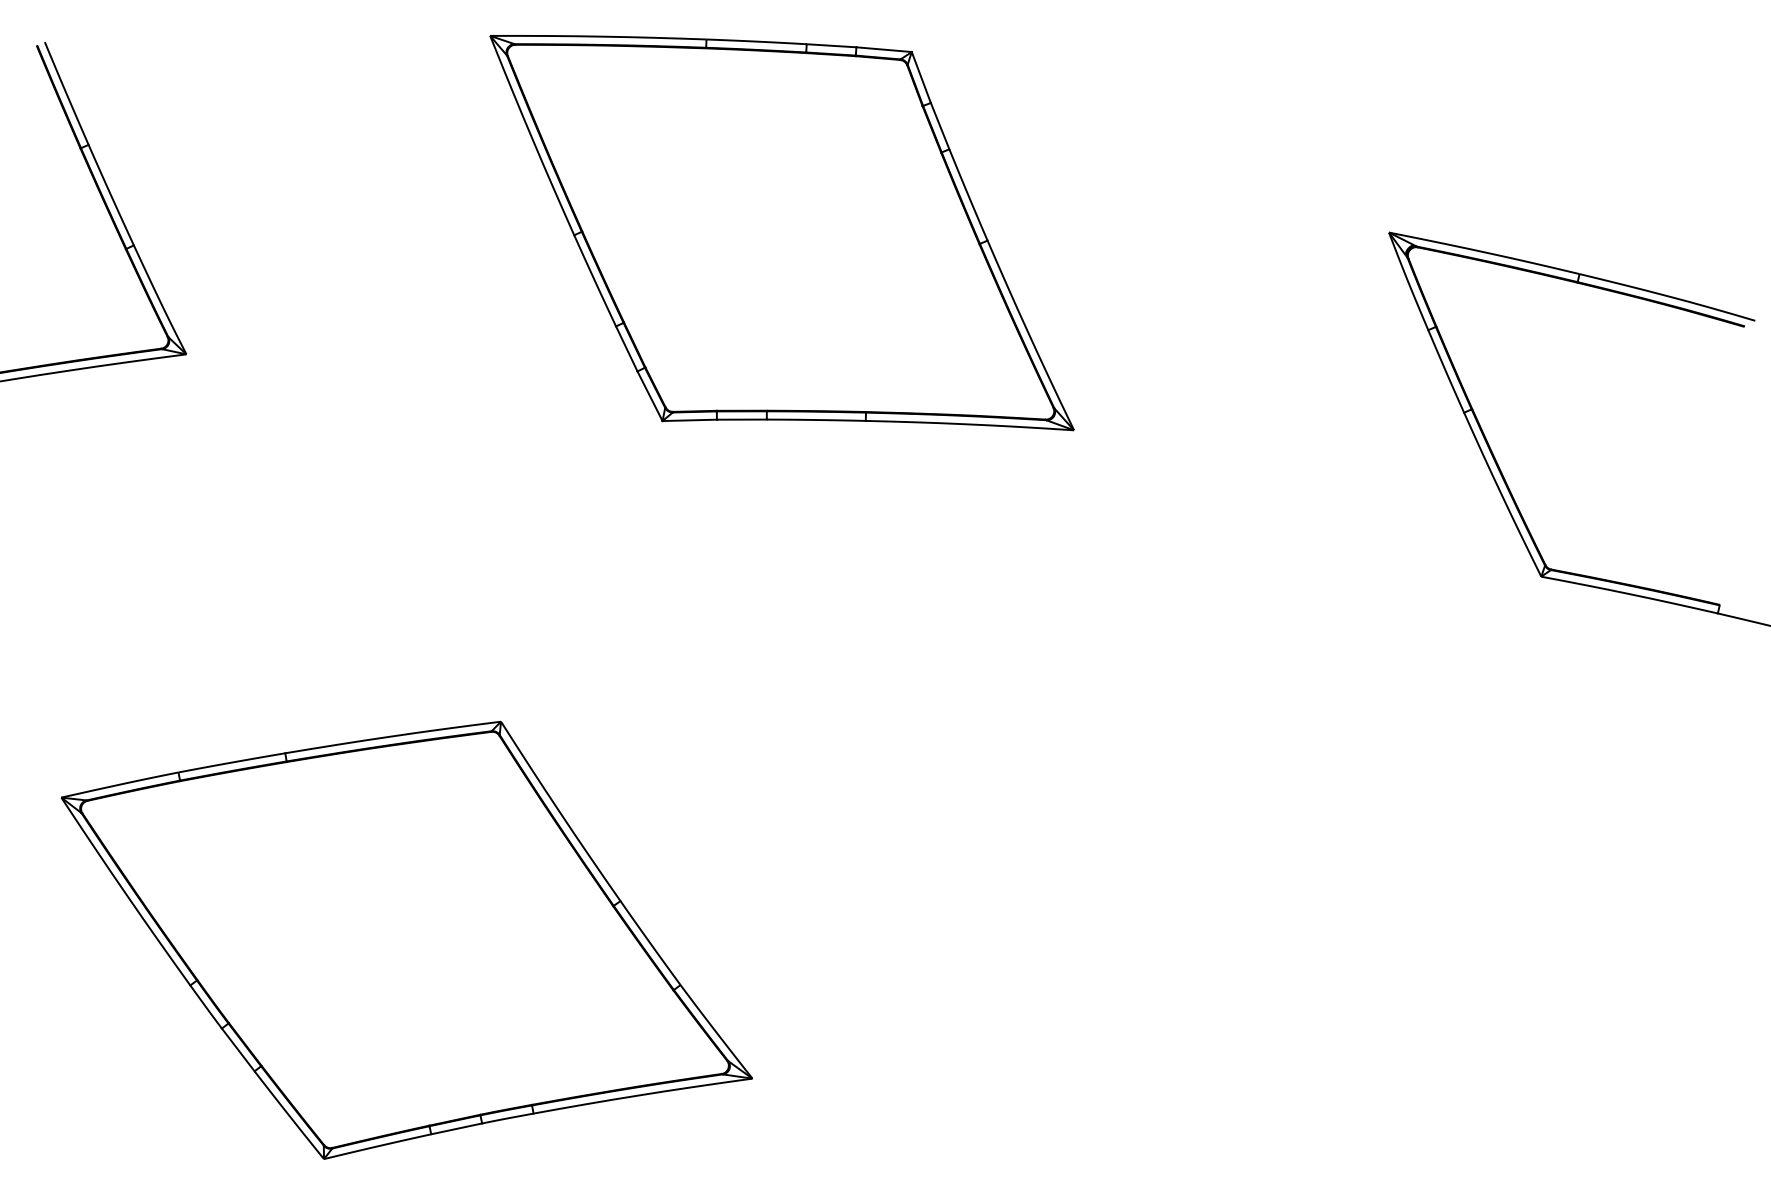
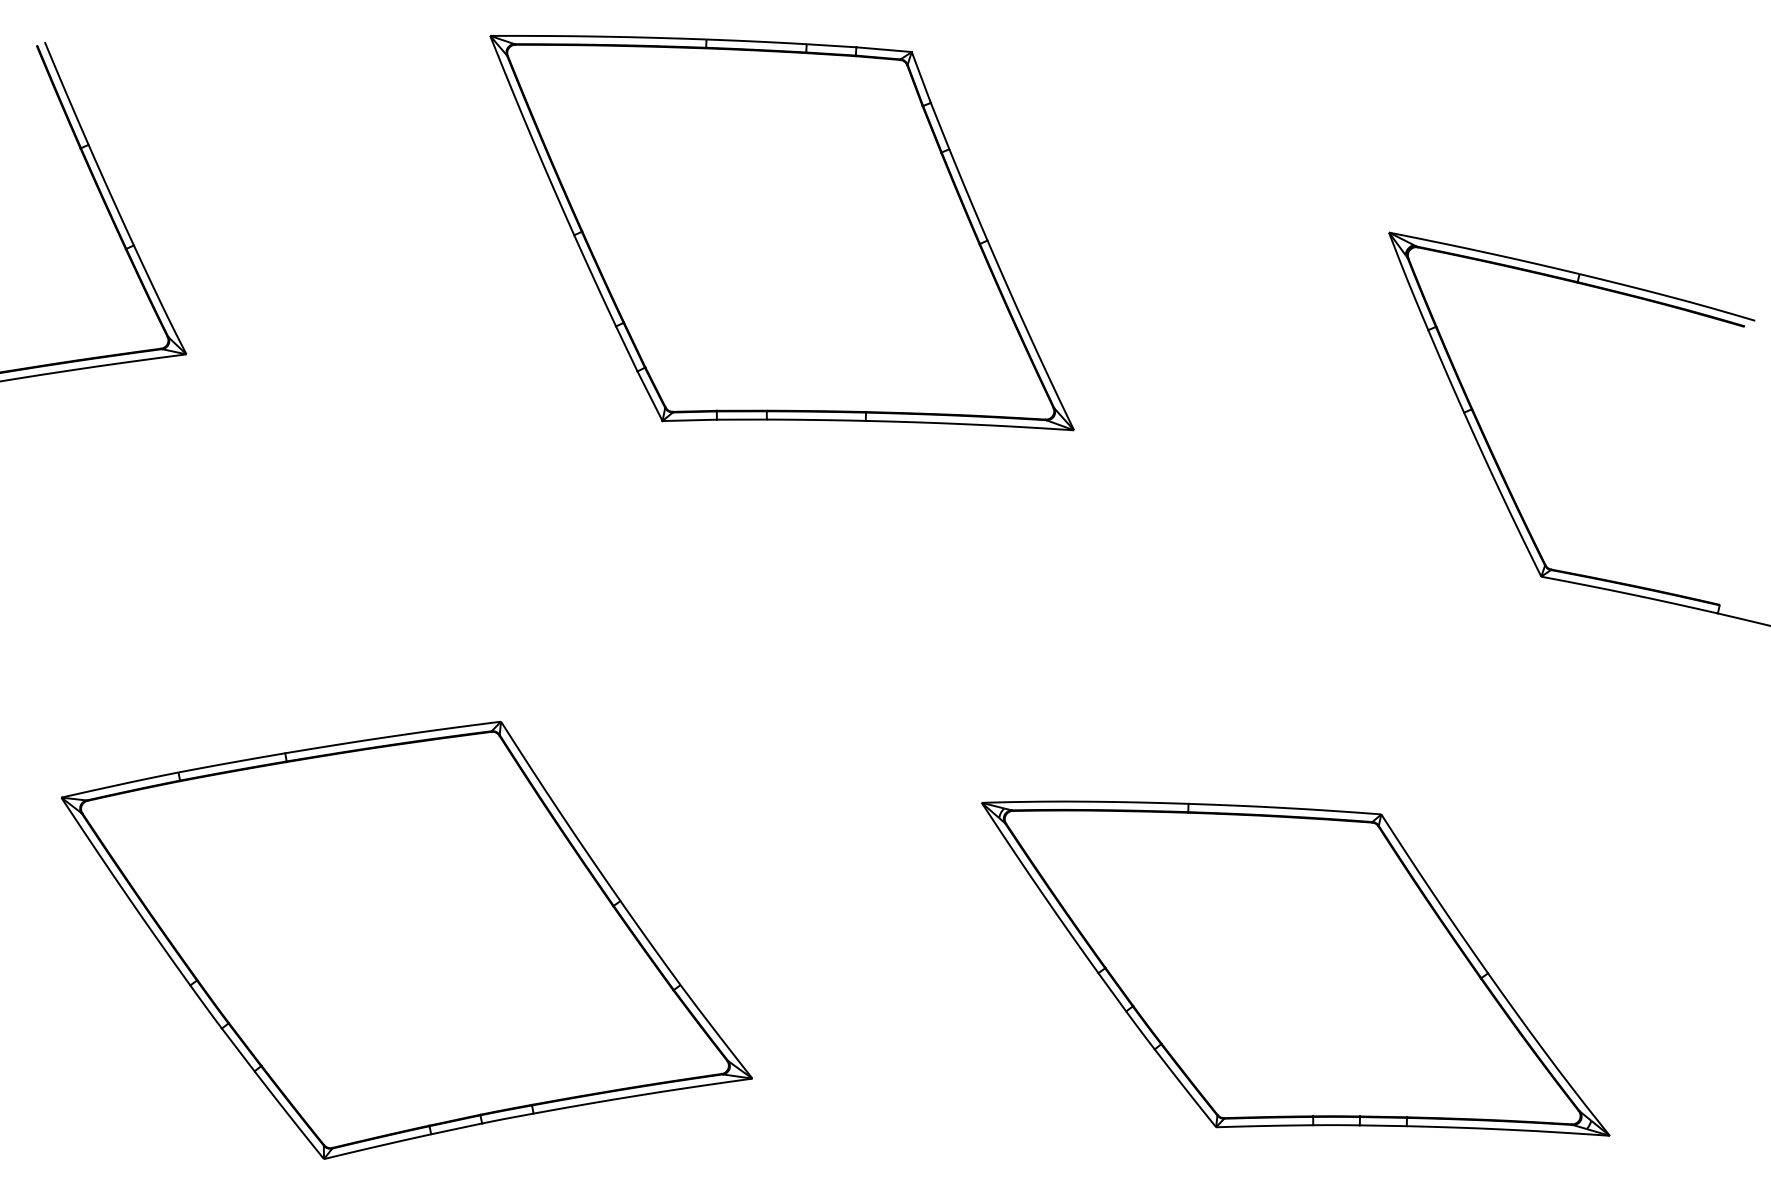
part: none -> present (1295, 968)
